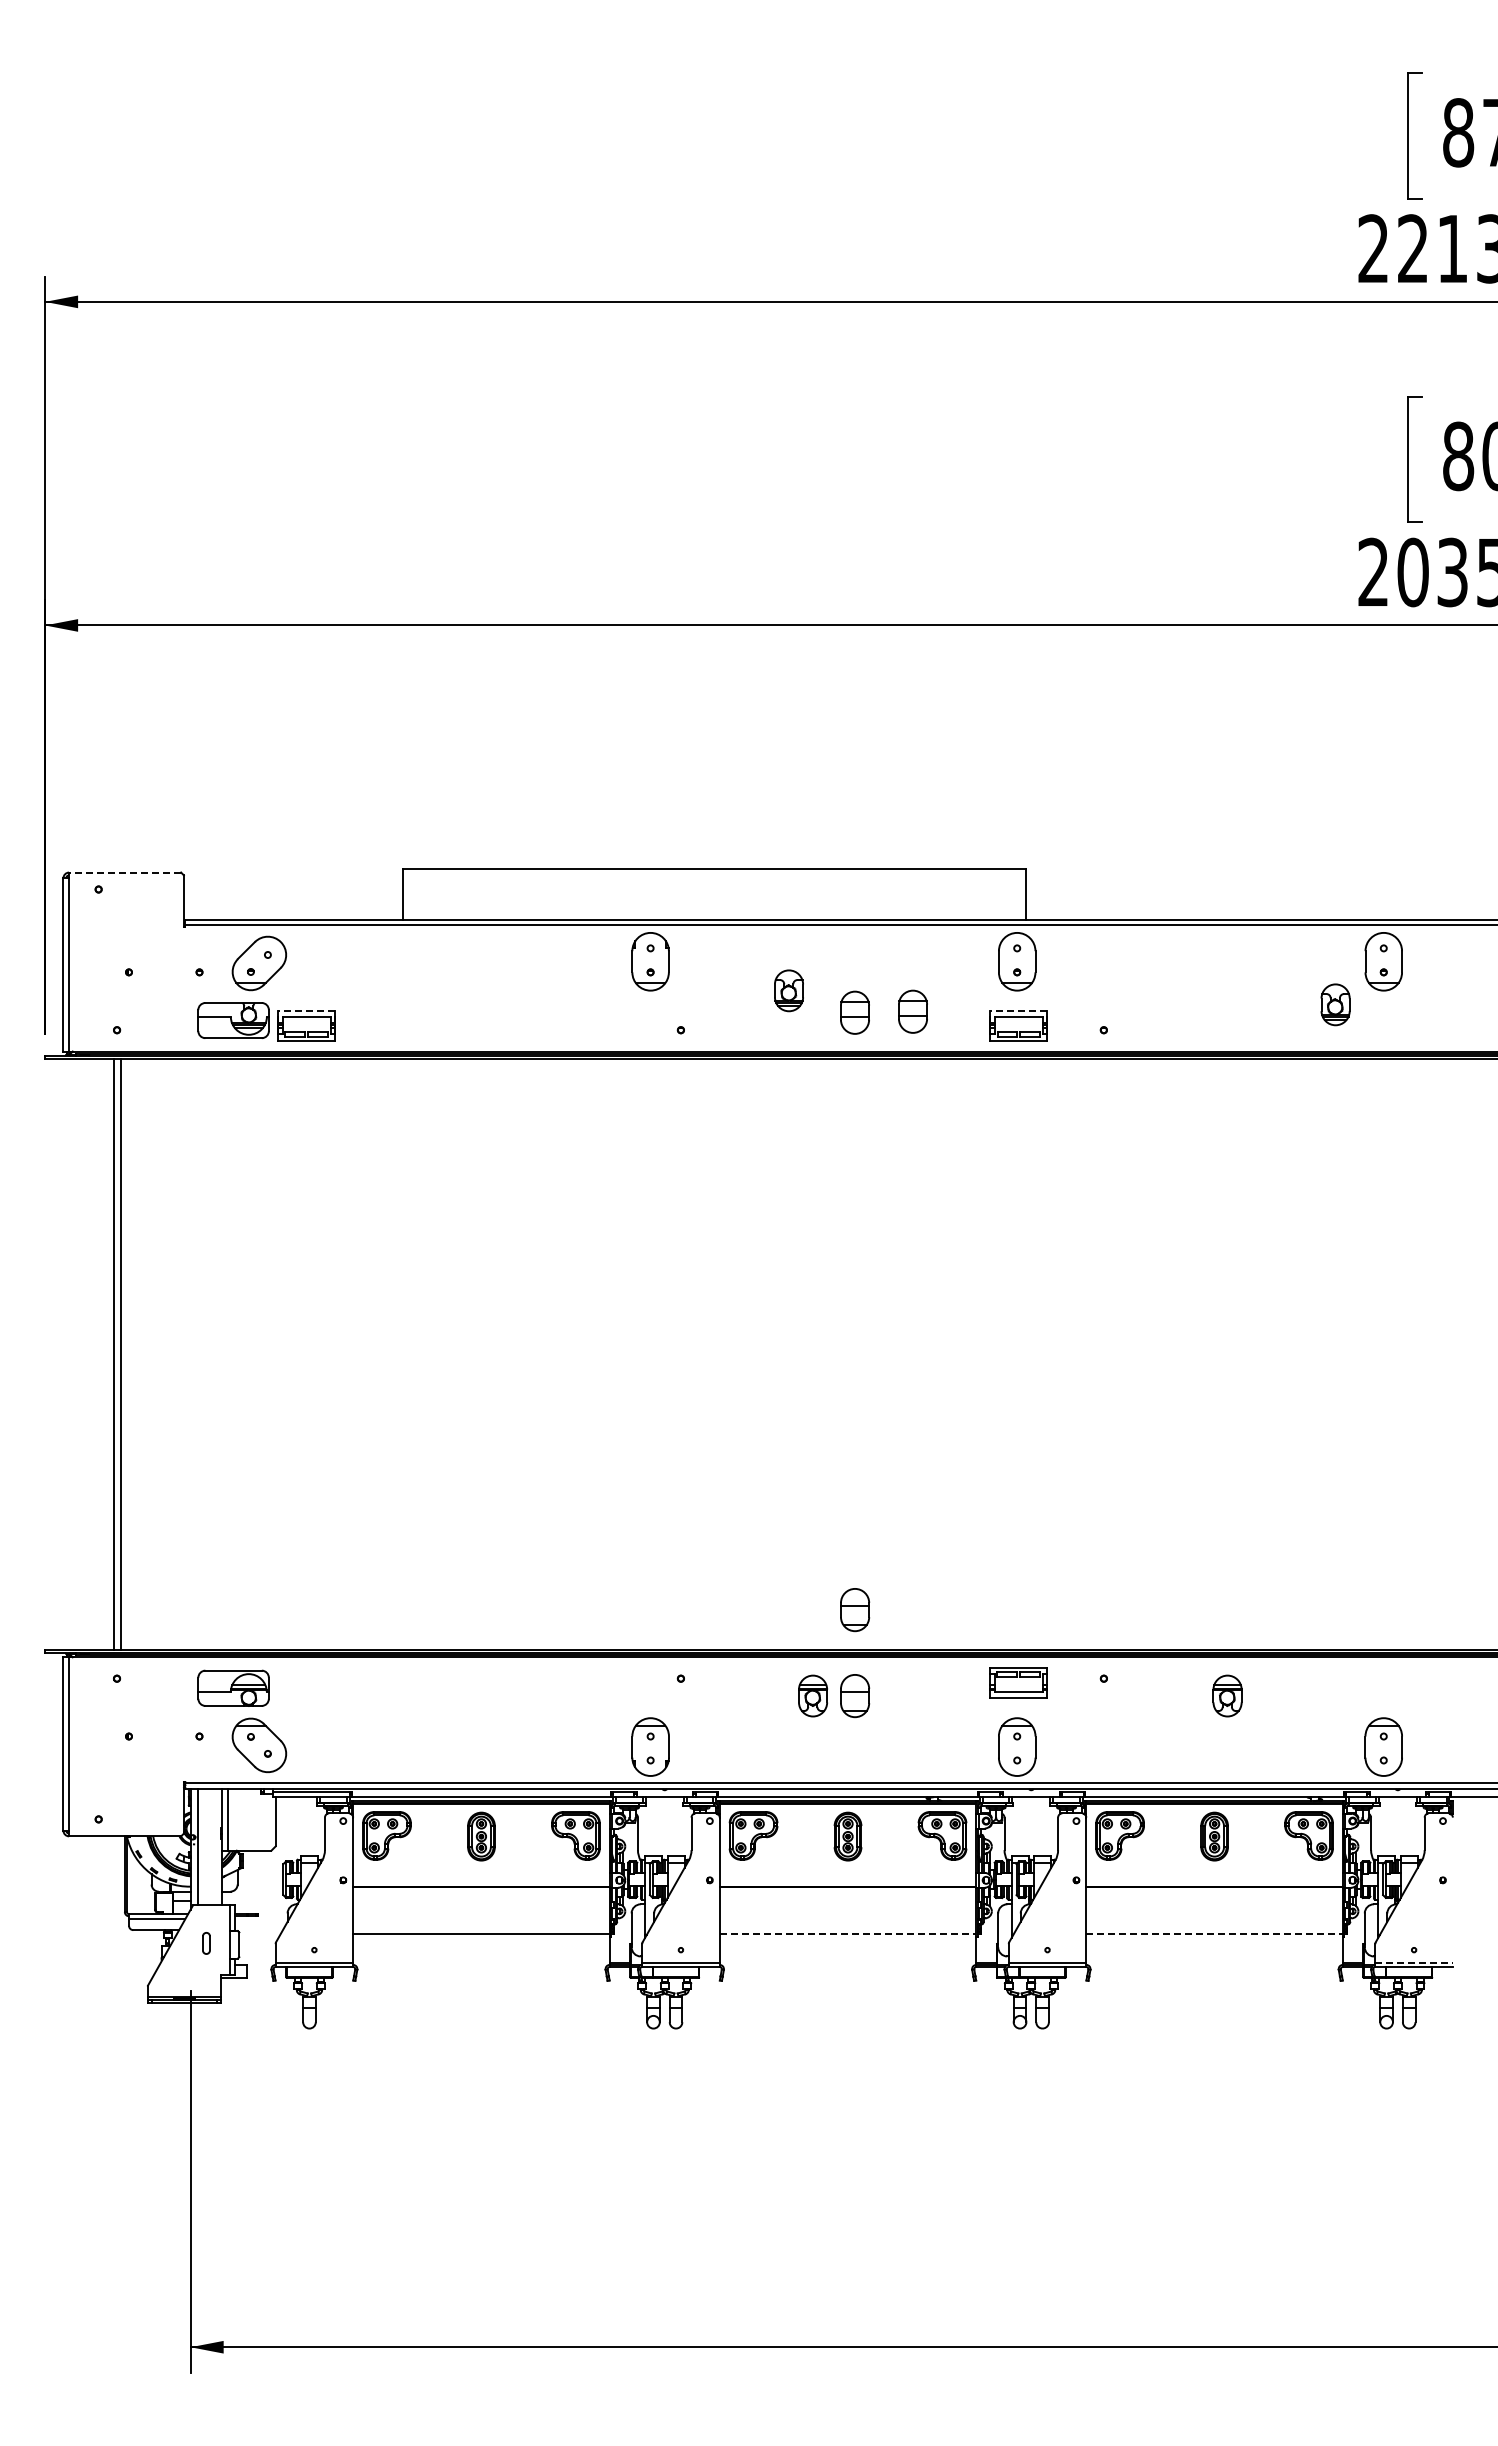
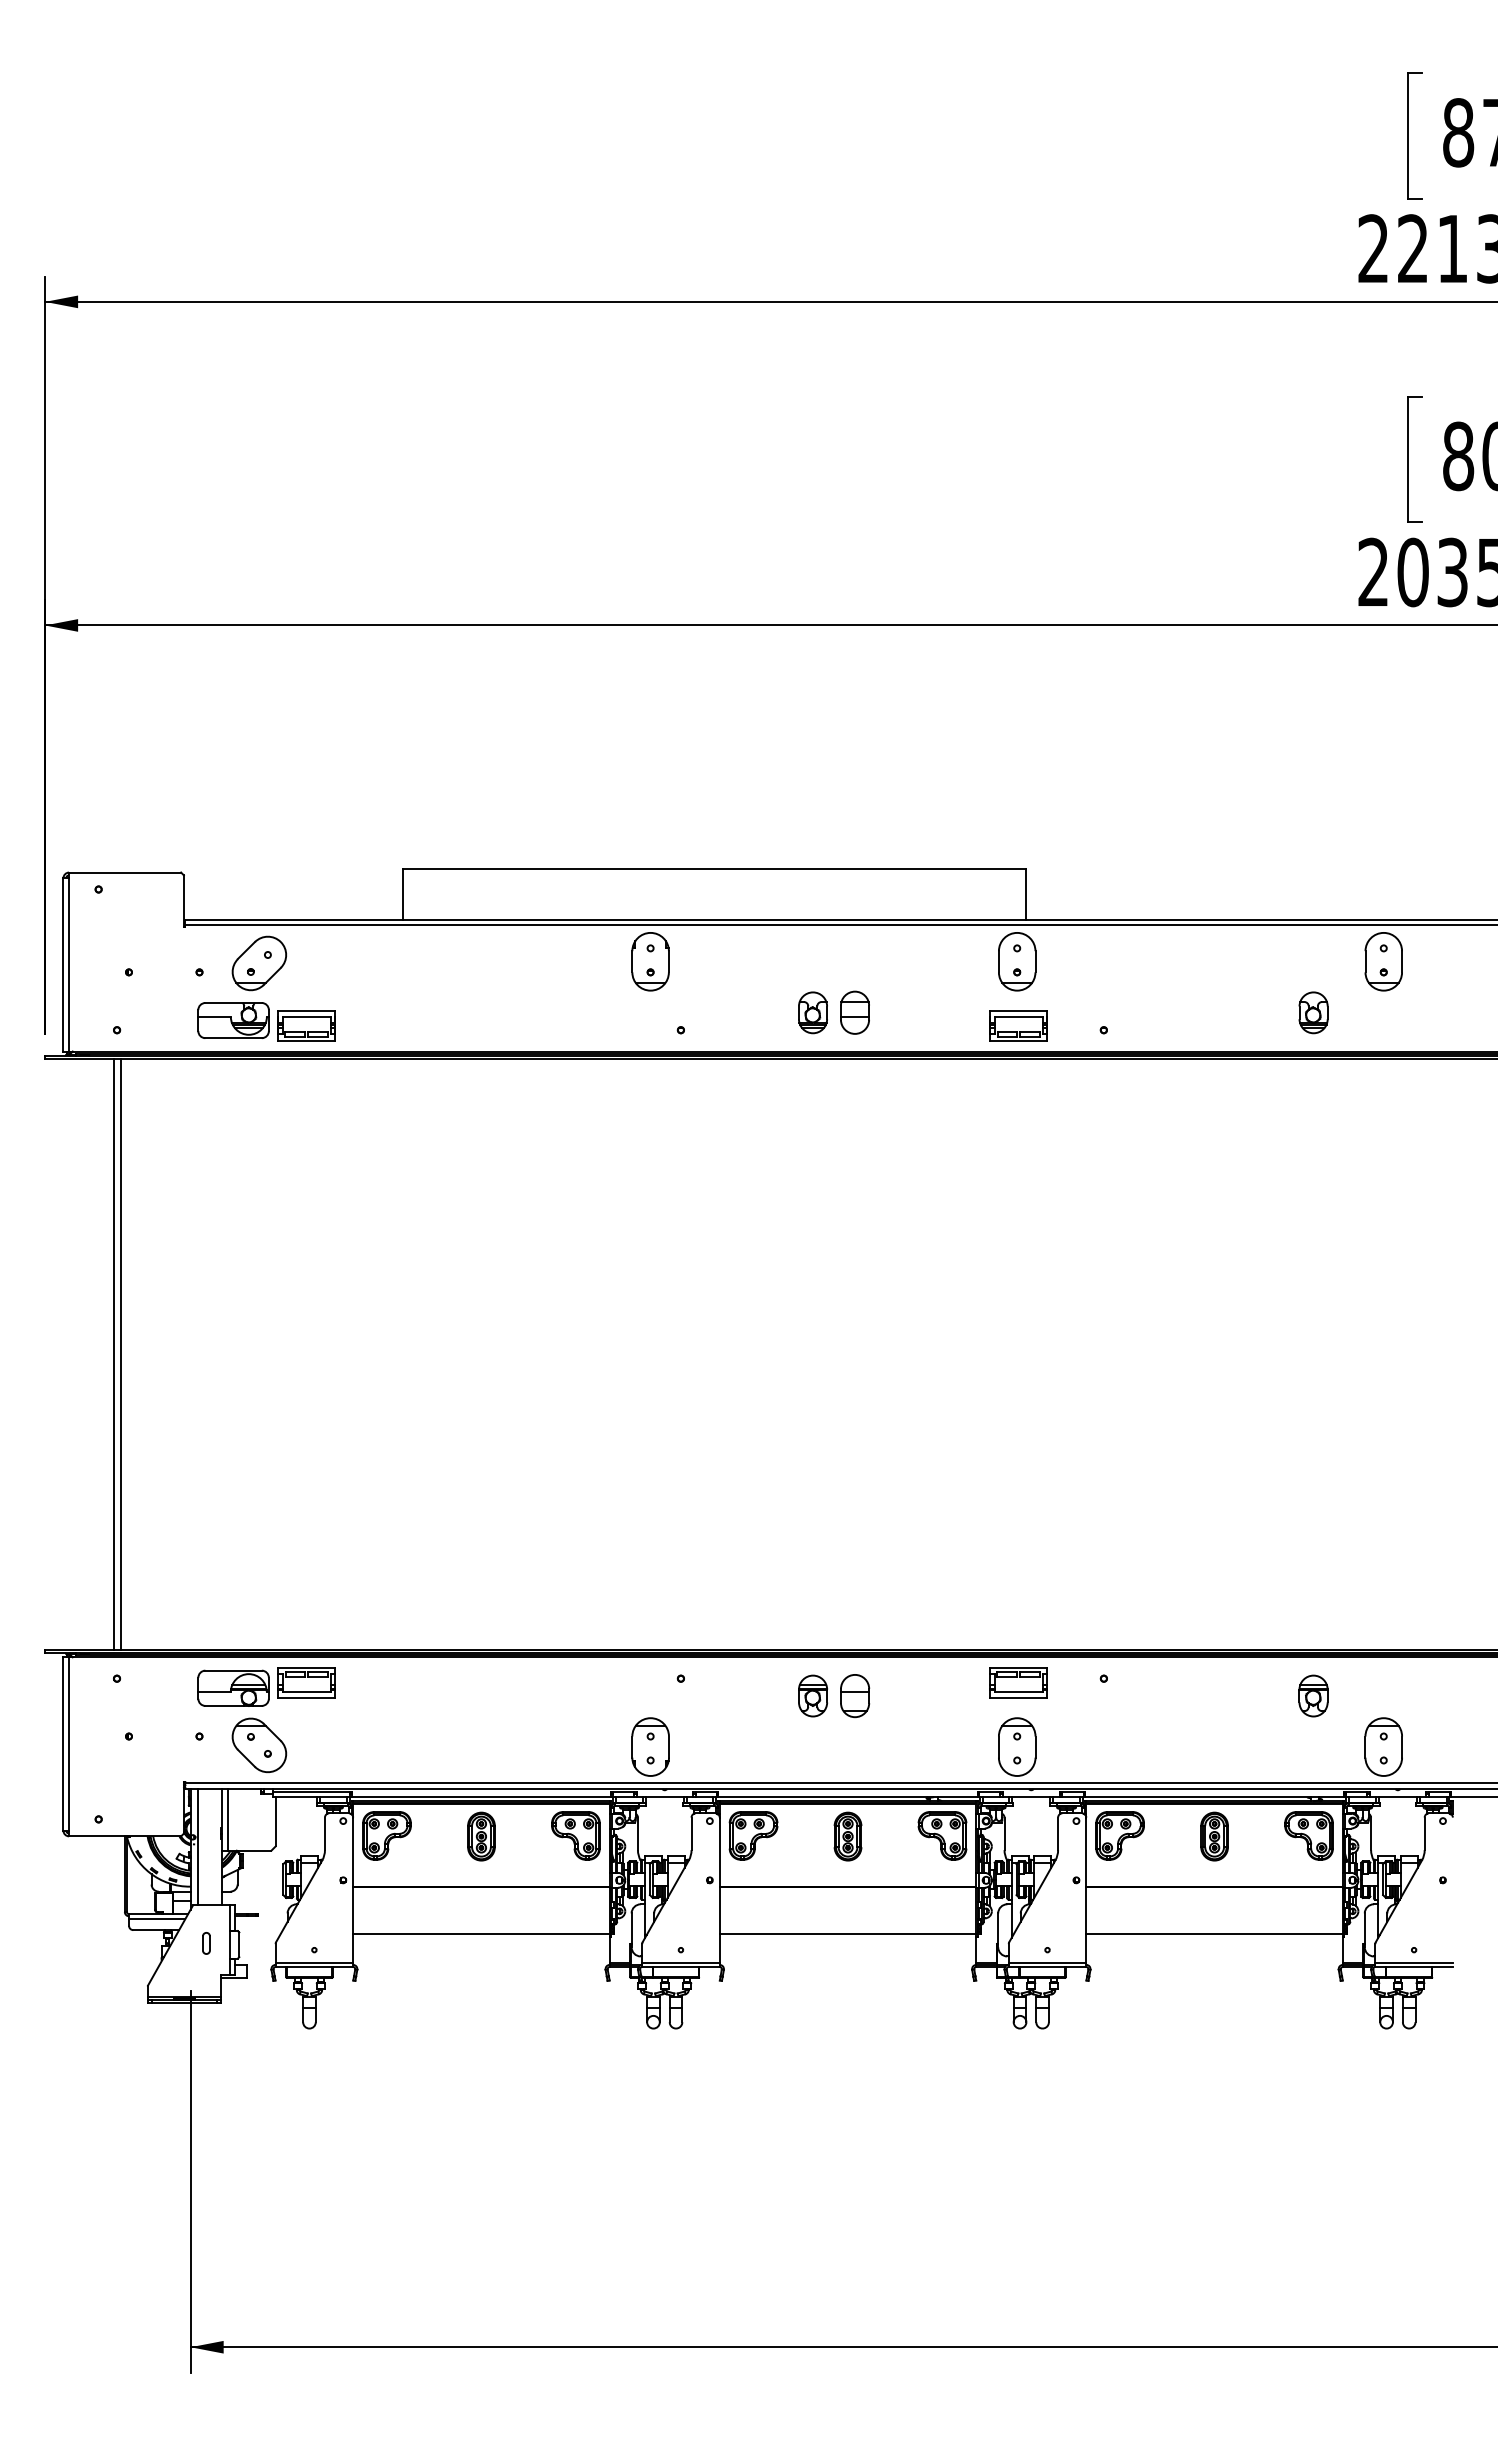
line: dashed -> solid (124, 872)
part position: (788, 990) -> (812, 1012) (812, 1012)
part position: (1335, 1004) -> (1313, 1012) (1313, 1012)
line: dashed -> solid (306, 1011)
part: present -> none (912, 1011)
line: dashed -> solid (1018, 1011)
part: present -> none (855, 1610)
part: none -> present (306, 1682)
part position: (1227, 1695) -> (1313, 1695) (1313, 1695)
line: dashed -> solid (848, 1933)
line: dashed -> solid (1215, 1933)
line: dashed -> solid (1414, 1962)
